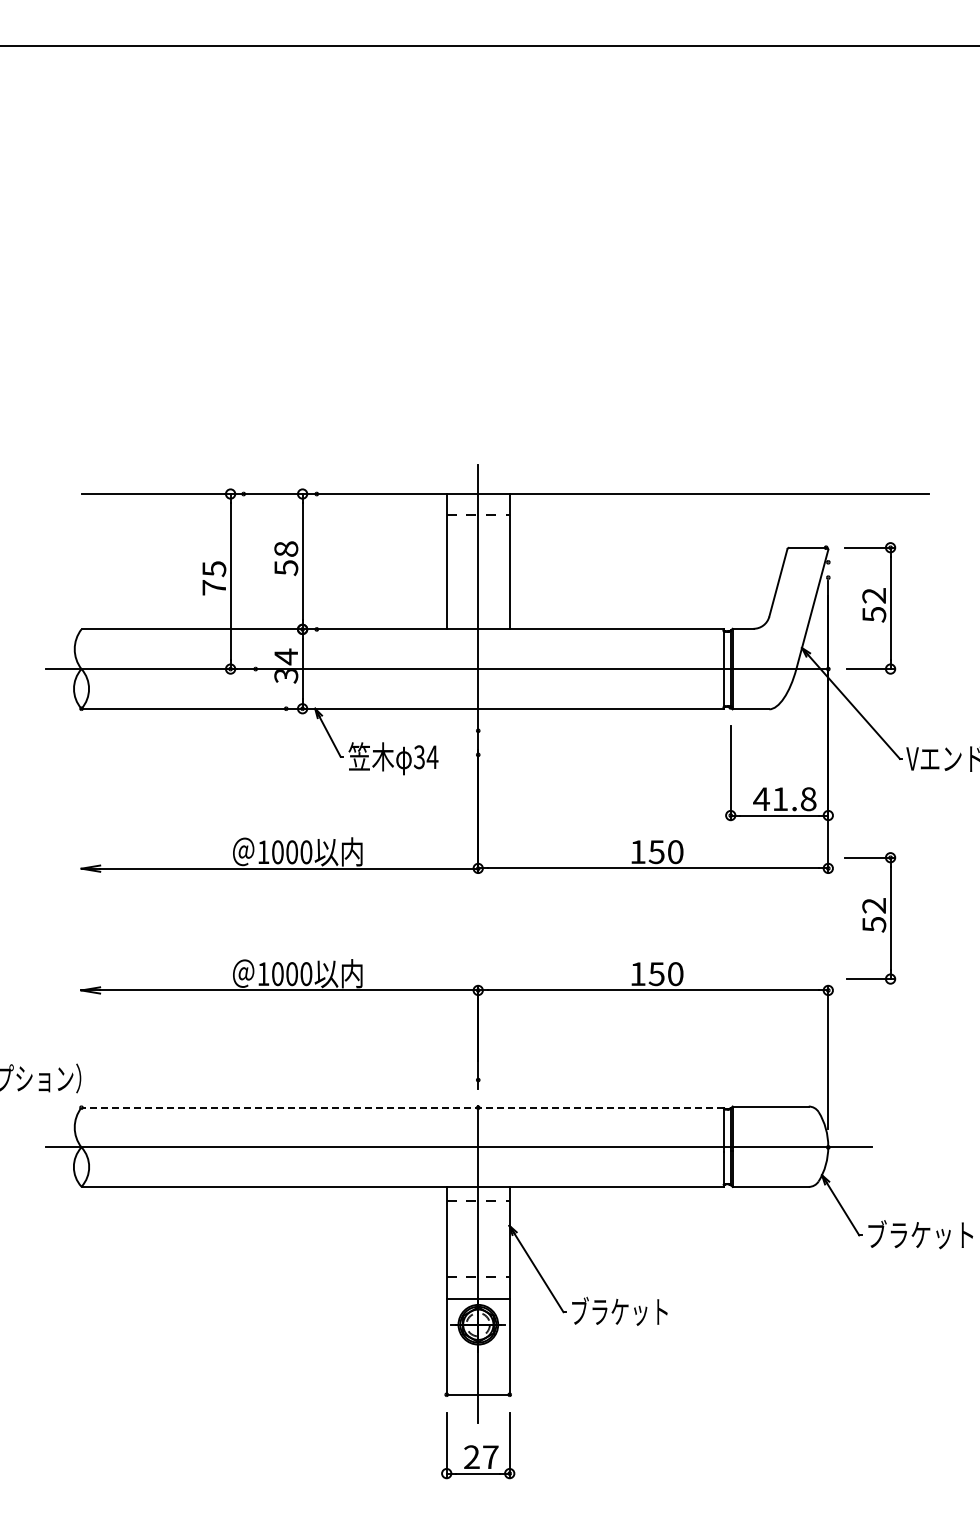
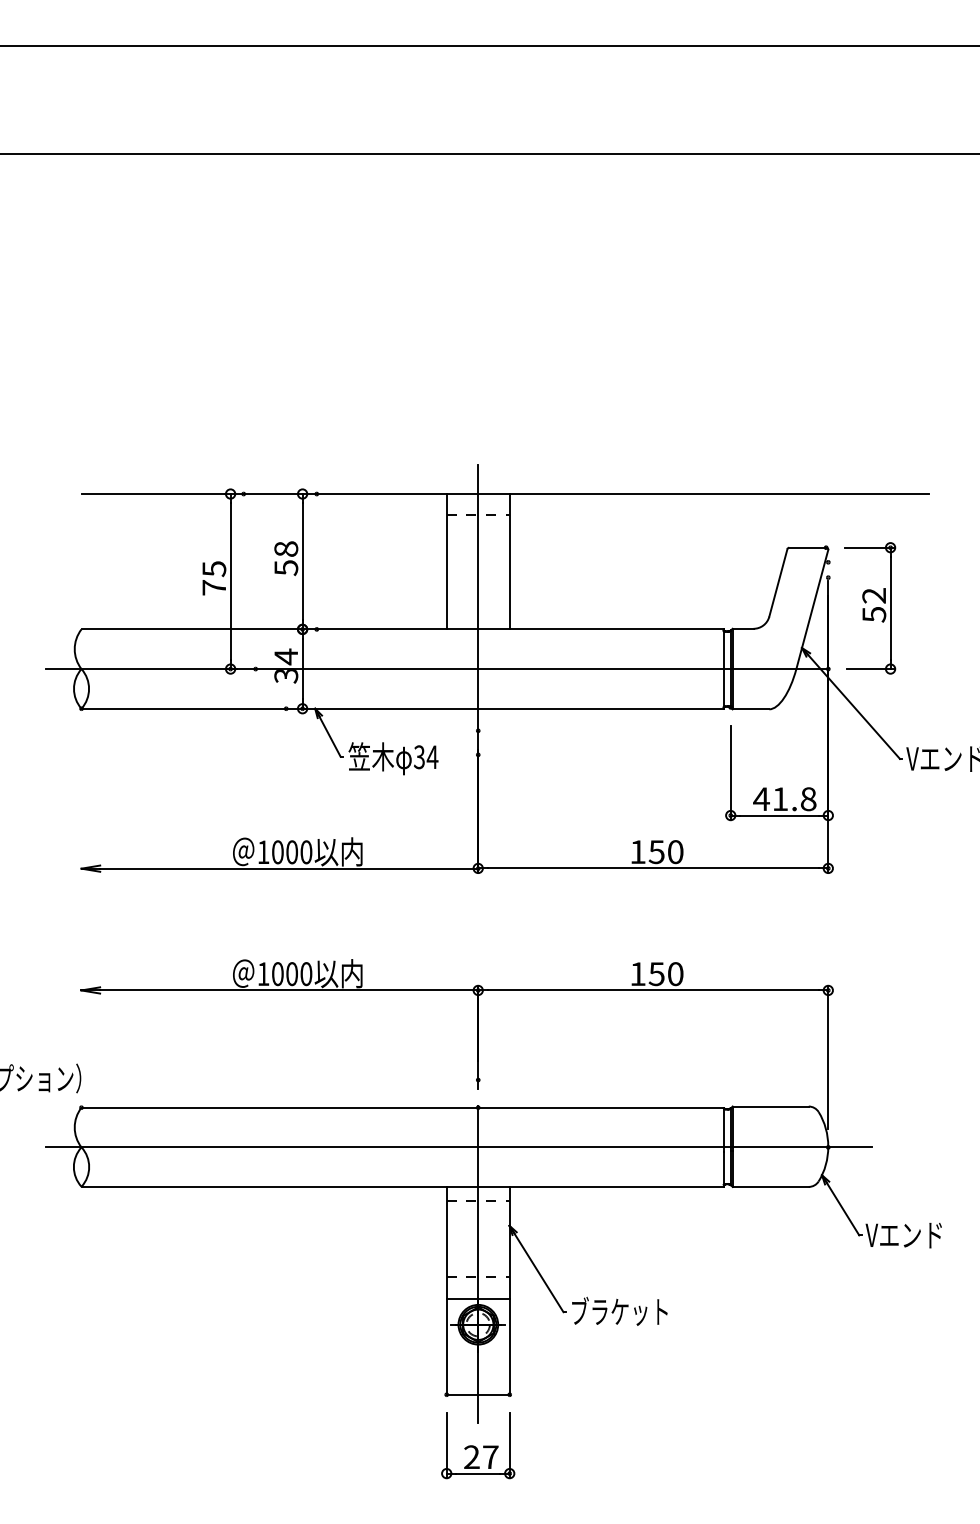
line: none -> present (489, 153)
part: present -> none (870, 918)
line: dashed -> solid (402, 1107)
text: ブラケット -> Vエンド (919, 1234)
